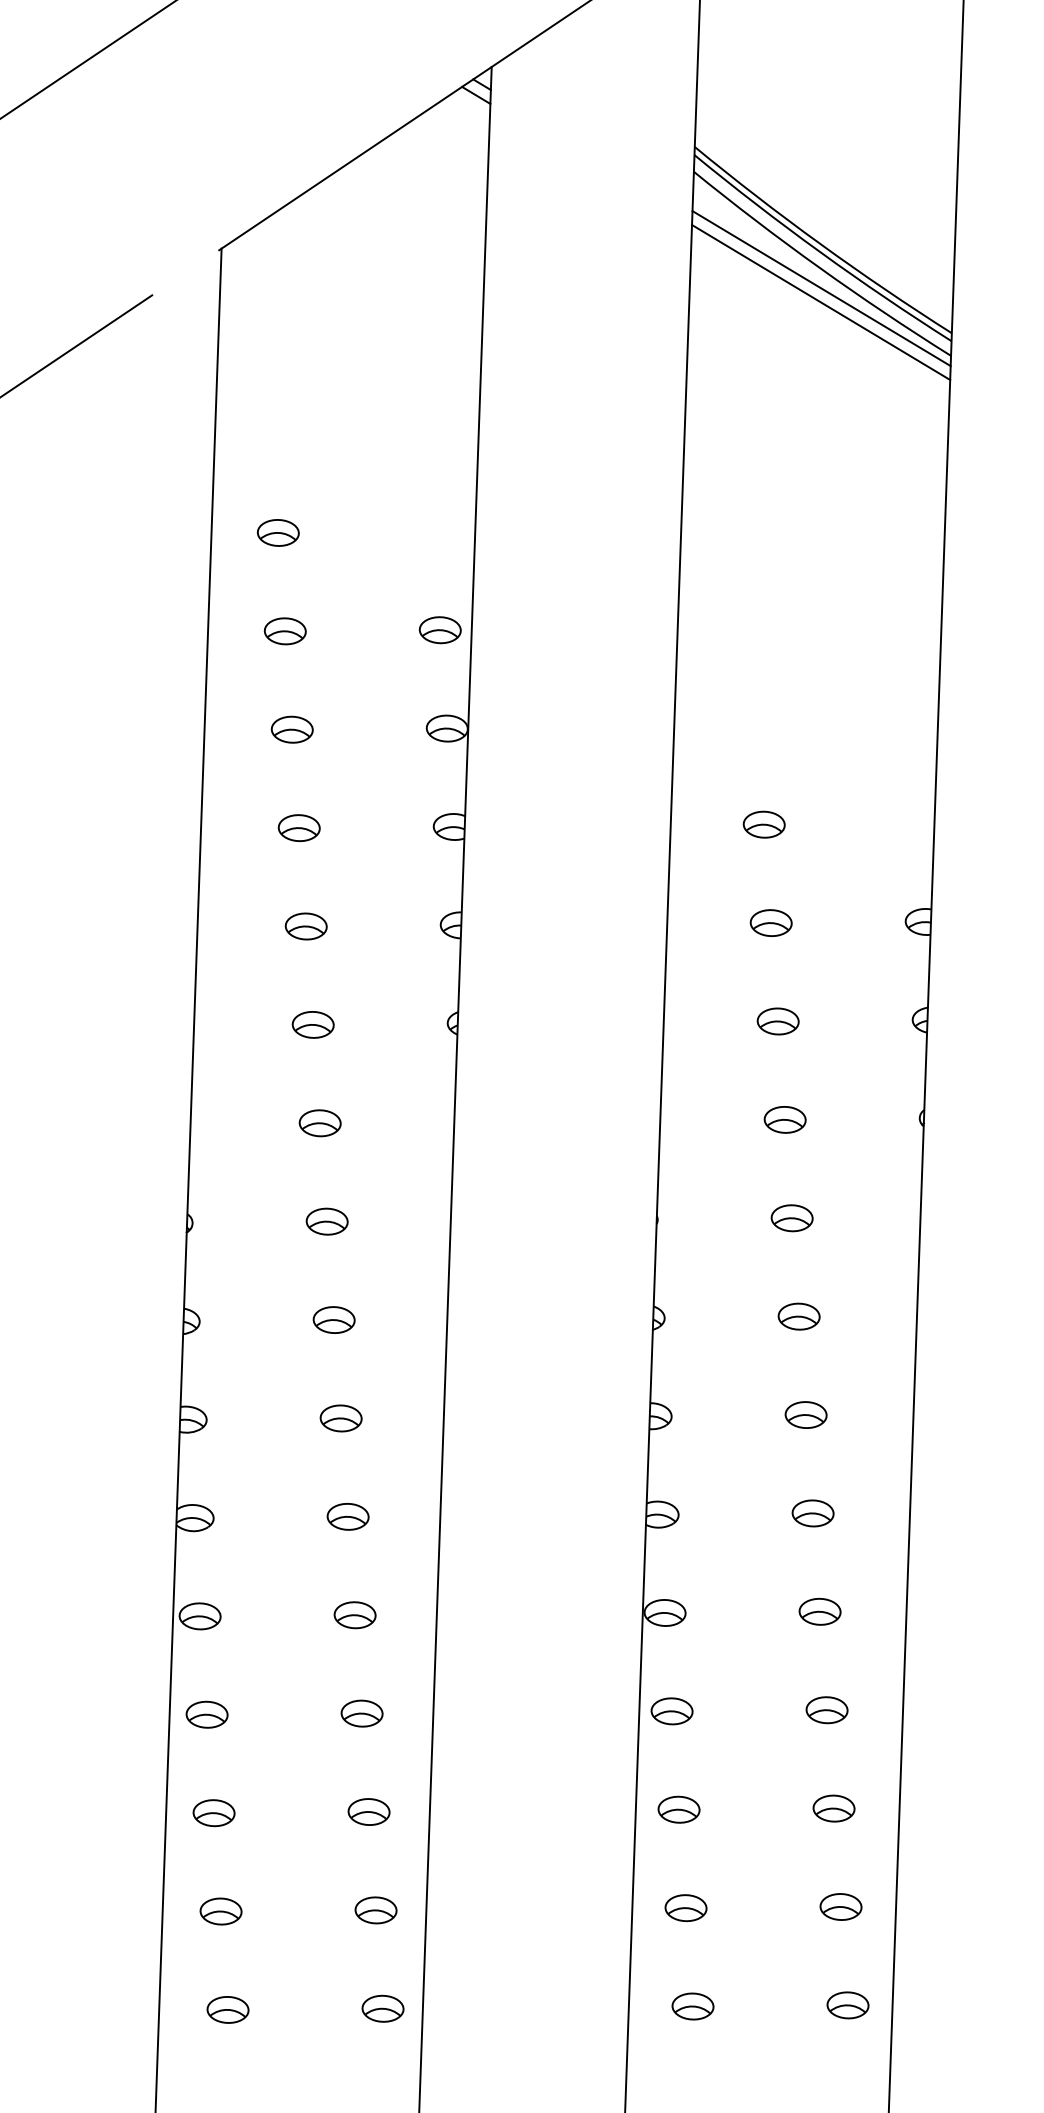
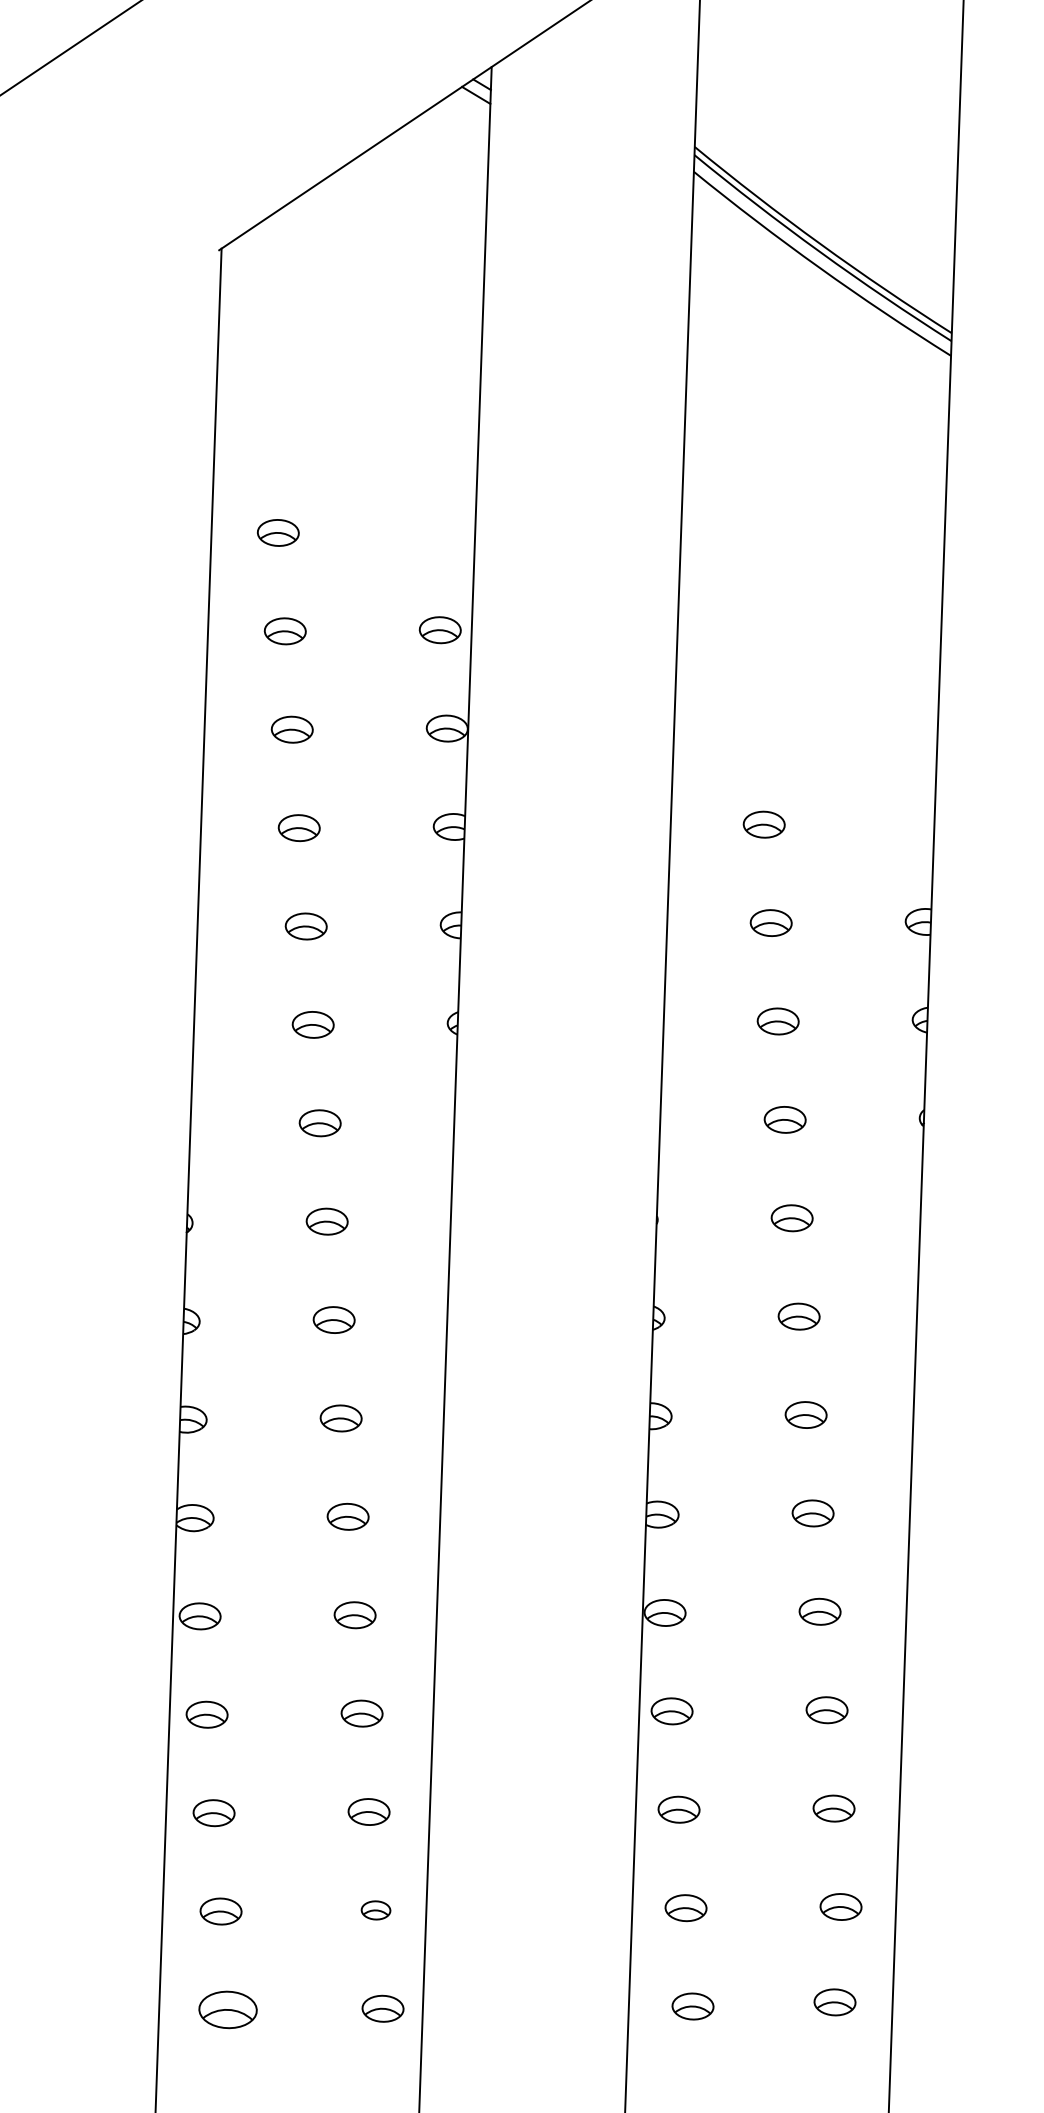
line position: (87, 59) -> (70, 48) (70, 48)
line: present -> none (821, 288)
line: present -> none (821, 302)
line: present -> none (77, 345)
part size: 44x29 px -> 32x21 px (375, 1910)
part position: (847, 2005) -> (834, 2002) (834, 2002)
part size: 44x28 px -> 60x40 px (227, 2009)
